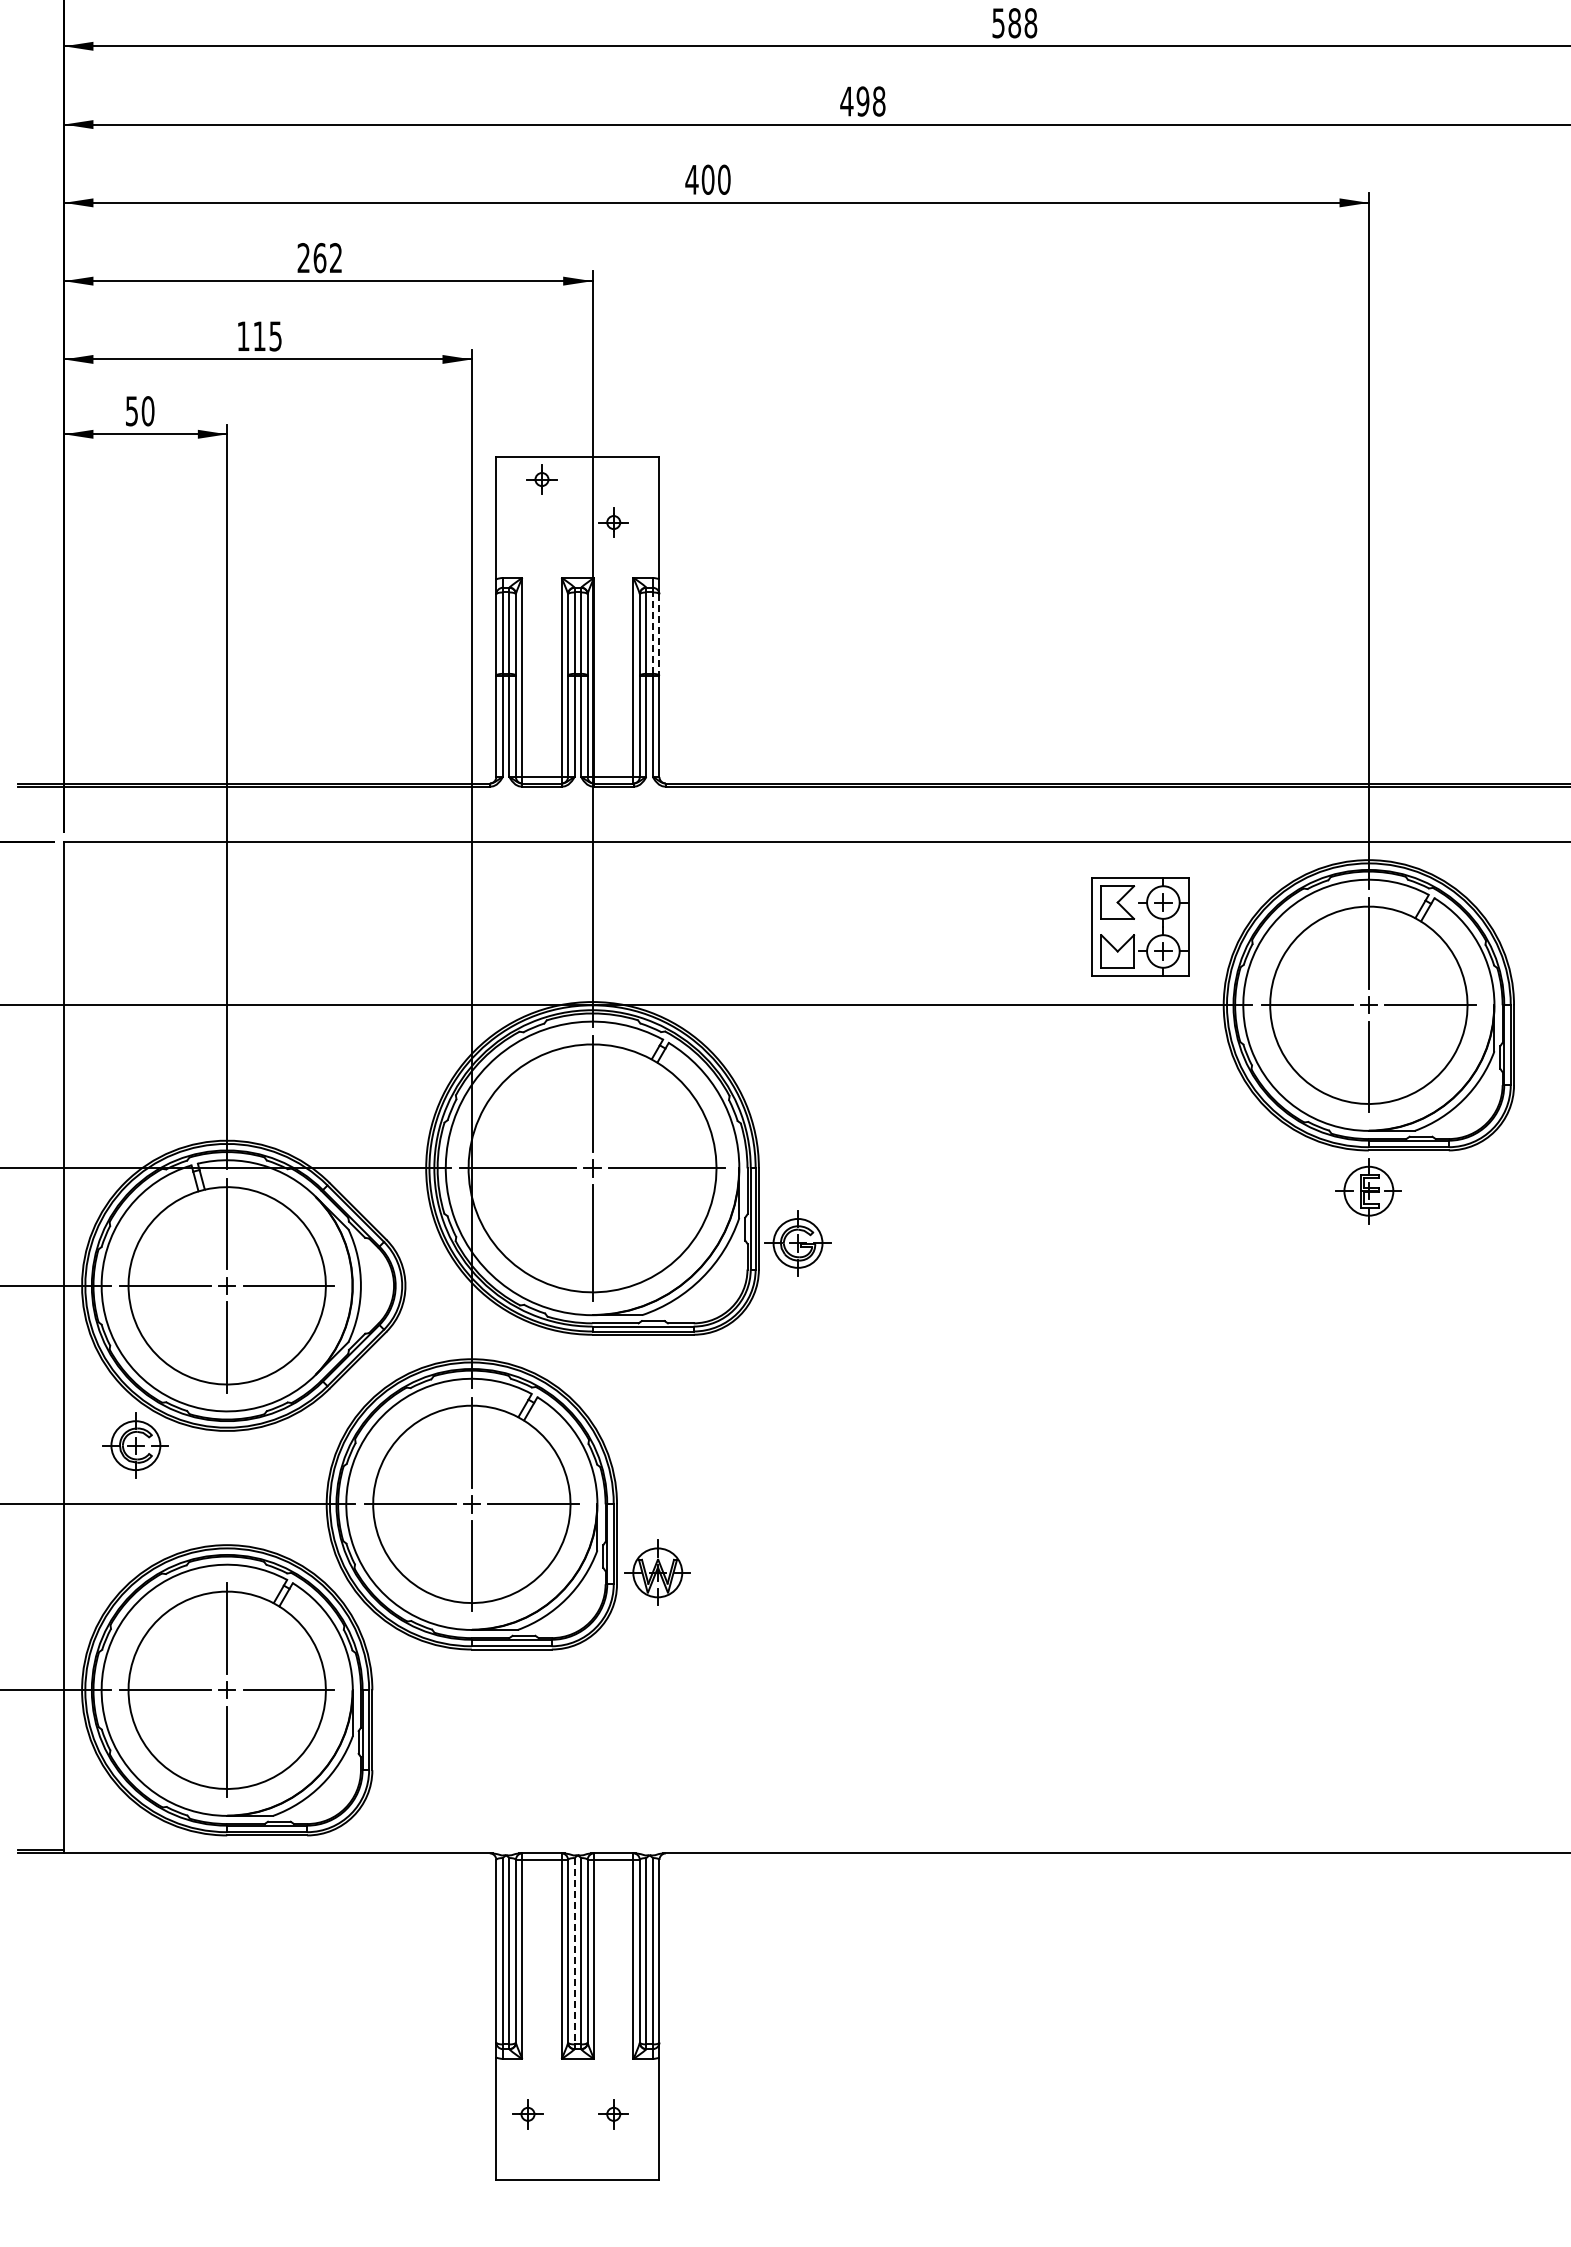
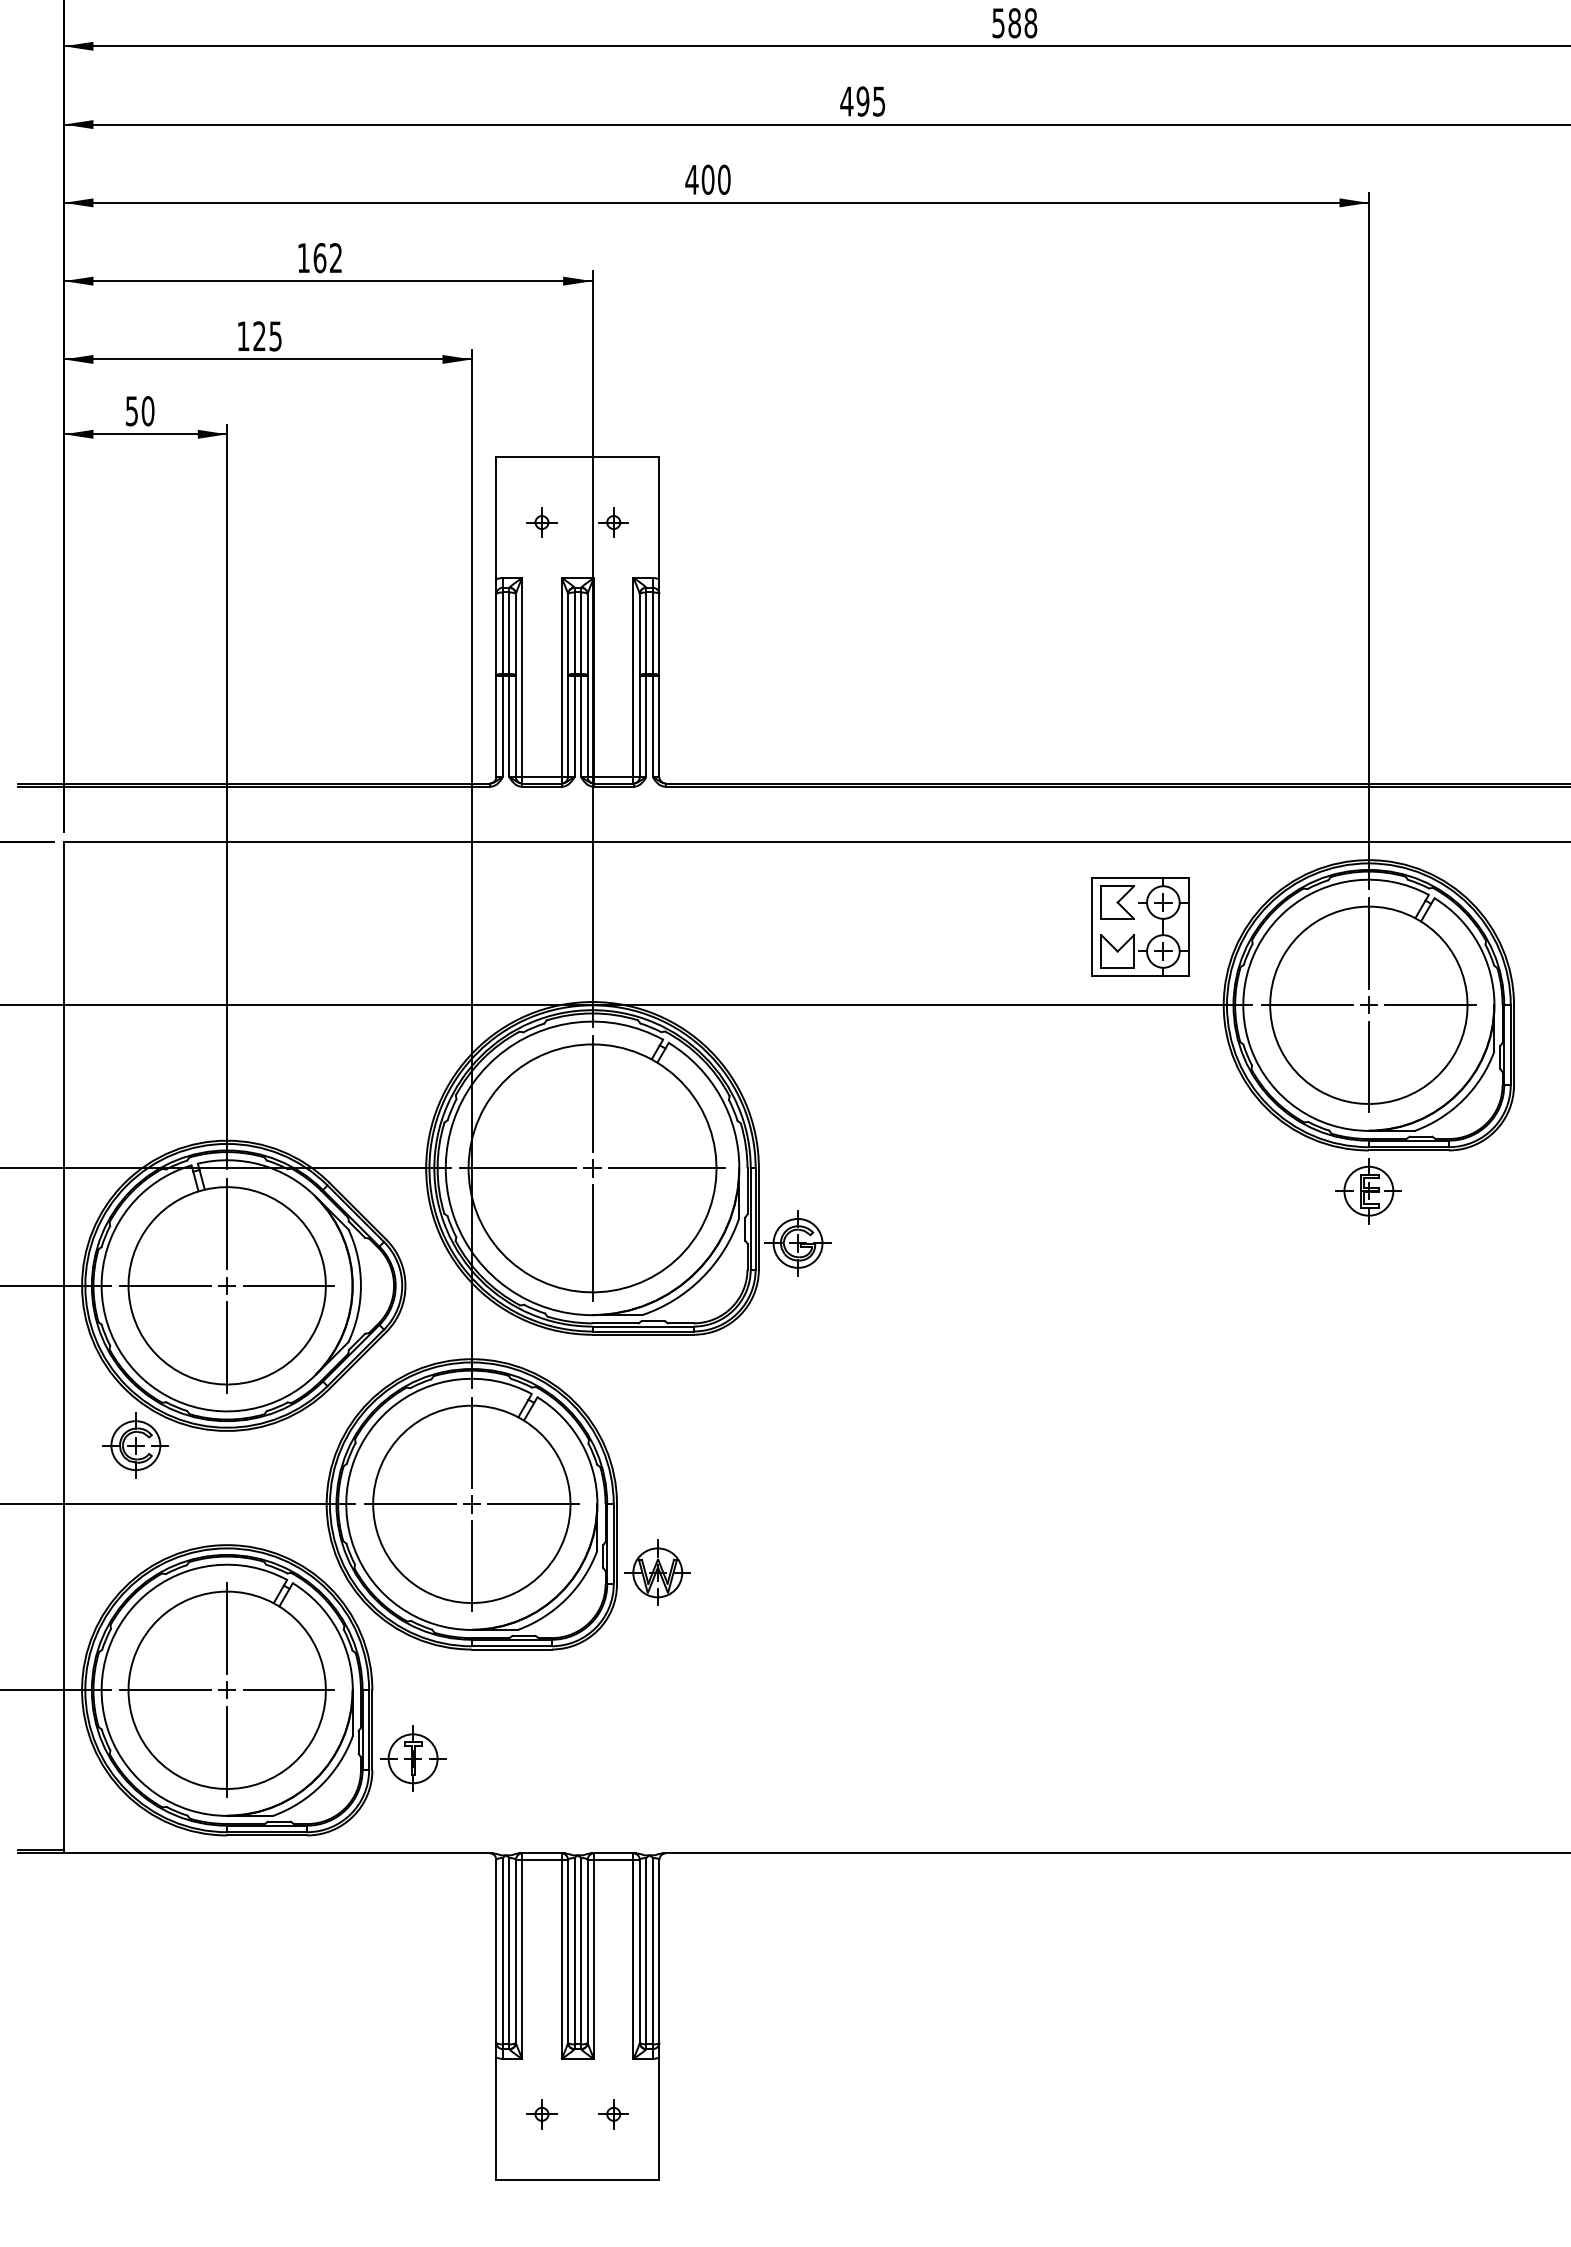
text: 498 -> 495 (879, 101)
text: 262 -> 162 (303, 257)
text: 115 -> 125 (259, 335)
part position: (541, 479) -> (541, 522) (541, 522)
line: dashed -> solid (652, 633)
line: dashed -> solid (659, 635)
part: none -> present (413, 1758)
line: dashed -> solid (574, 1951)
part position: (527, 2114) -> (541, 2114) (541, 2114)
